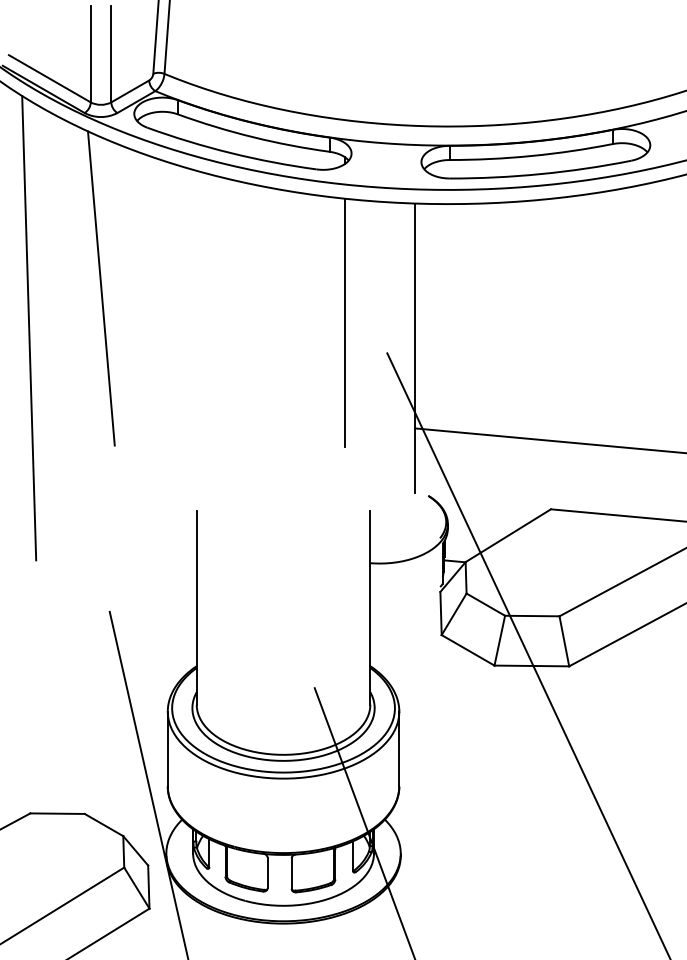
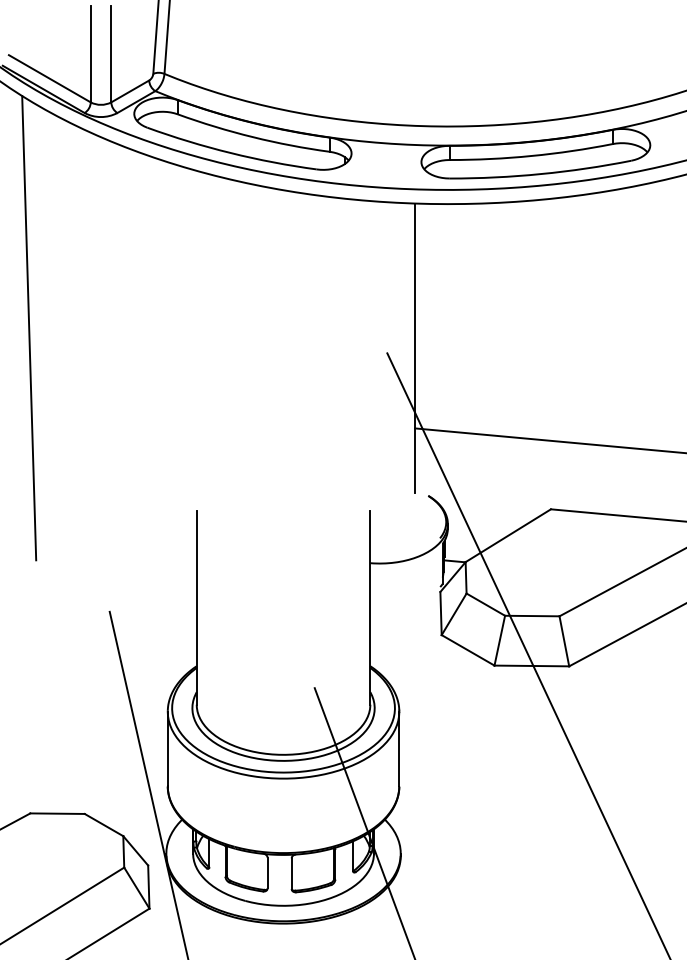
line: present -> none (101, 288)
line: present -> none (344, 322)
